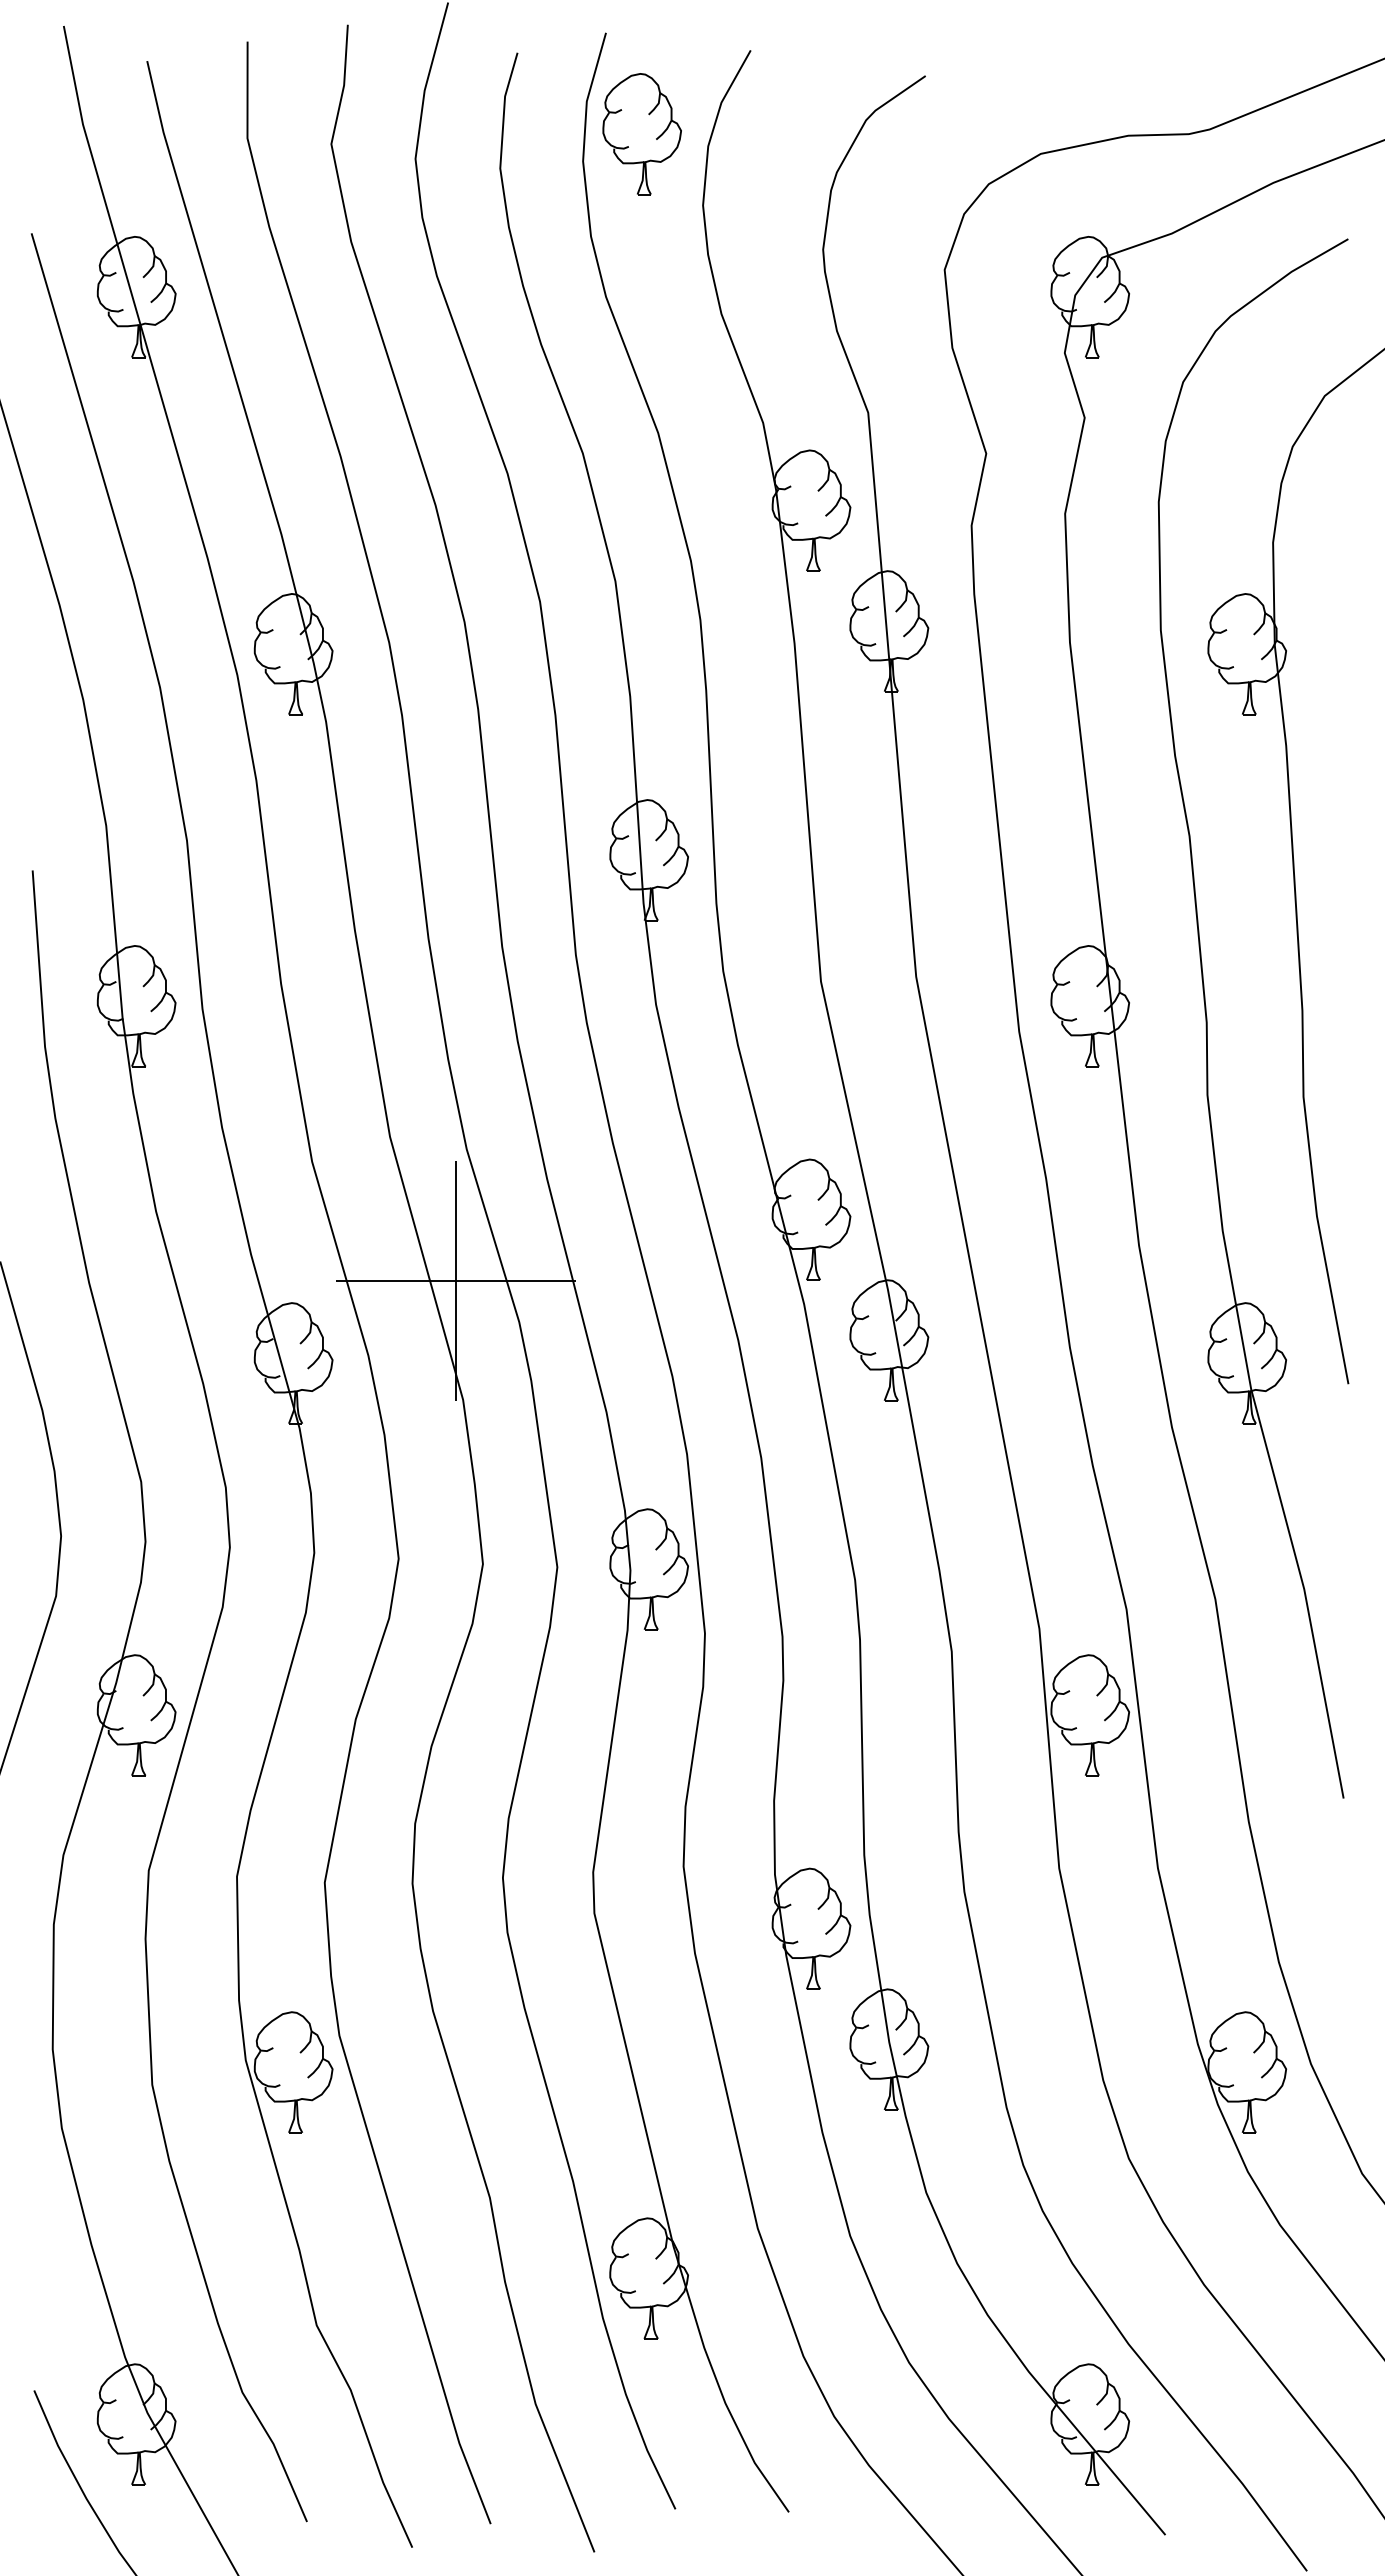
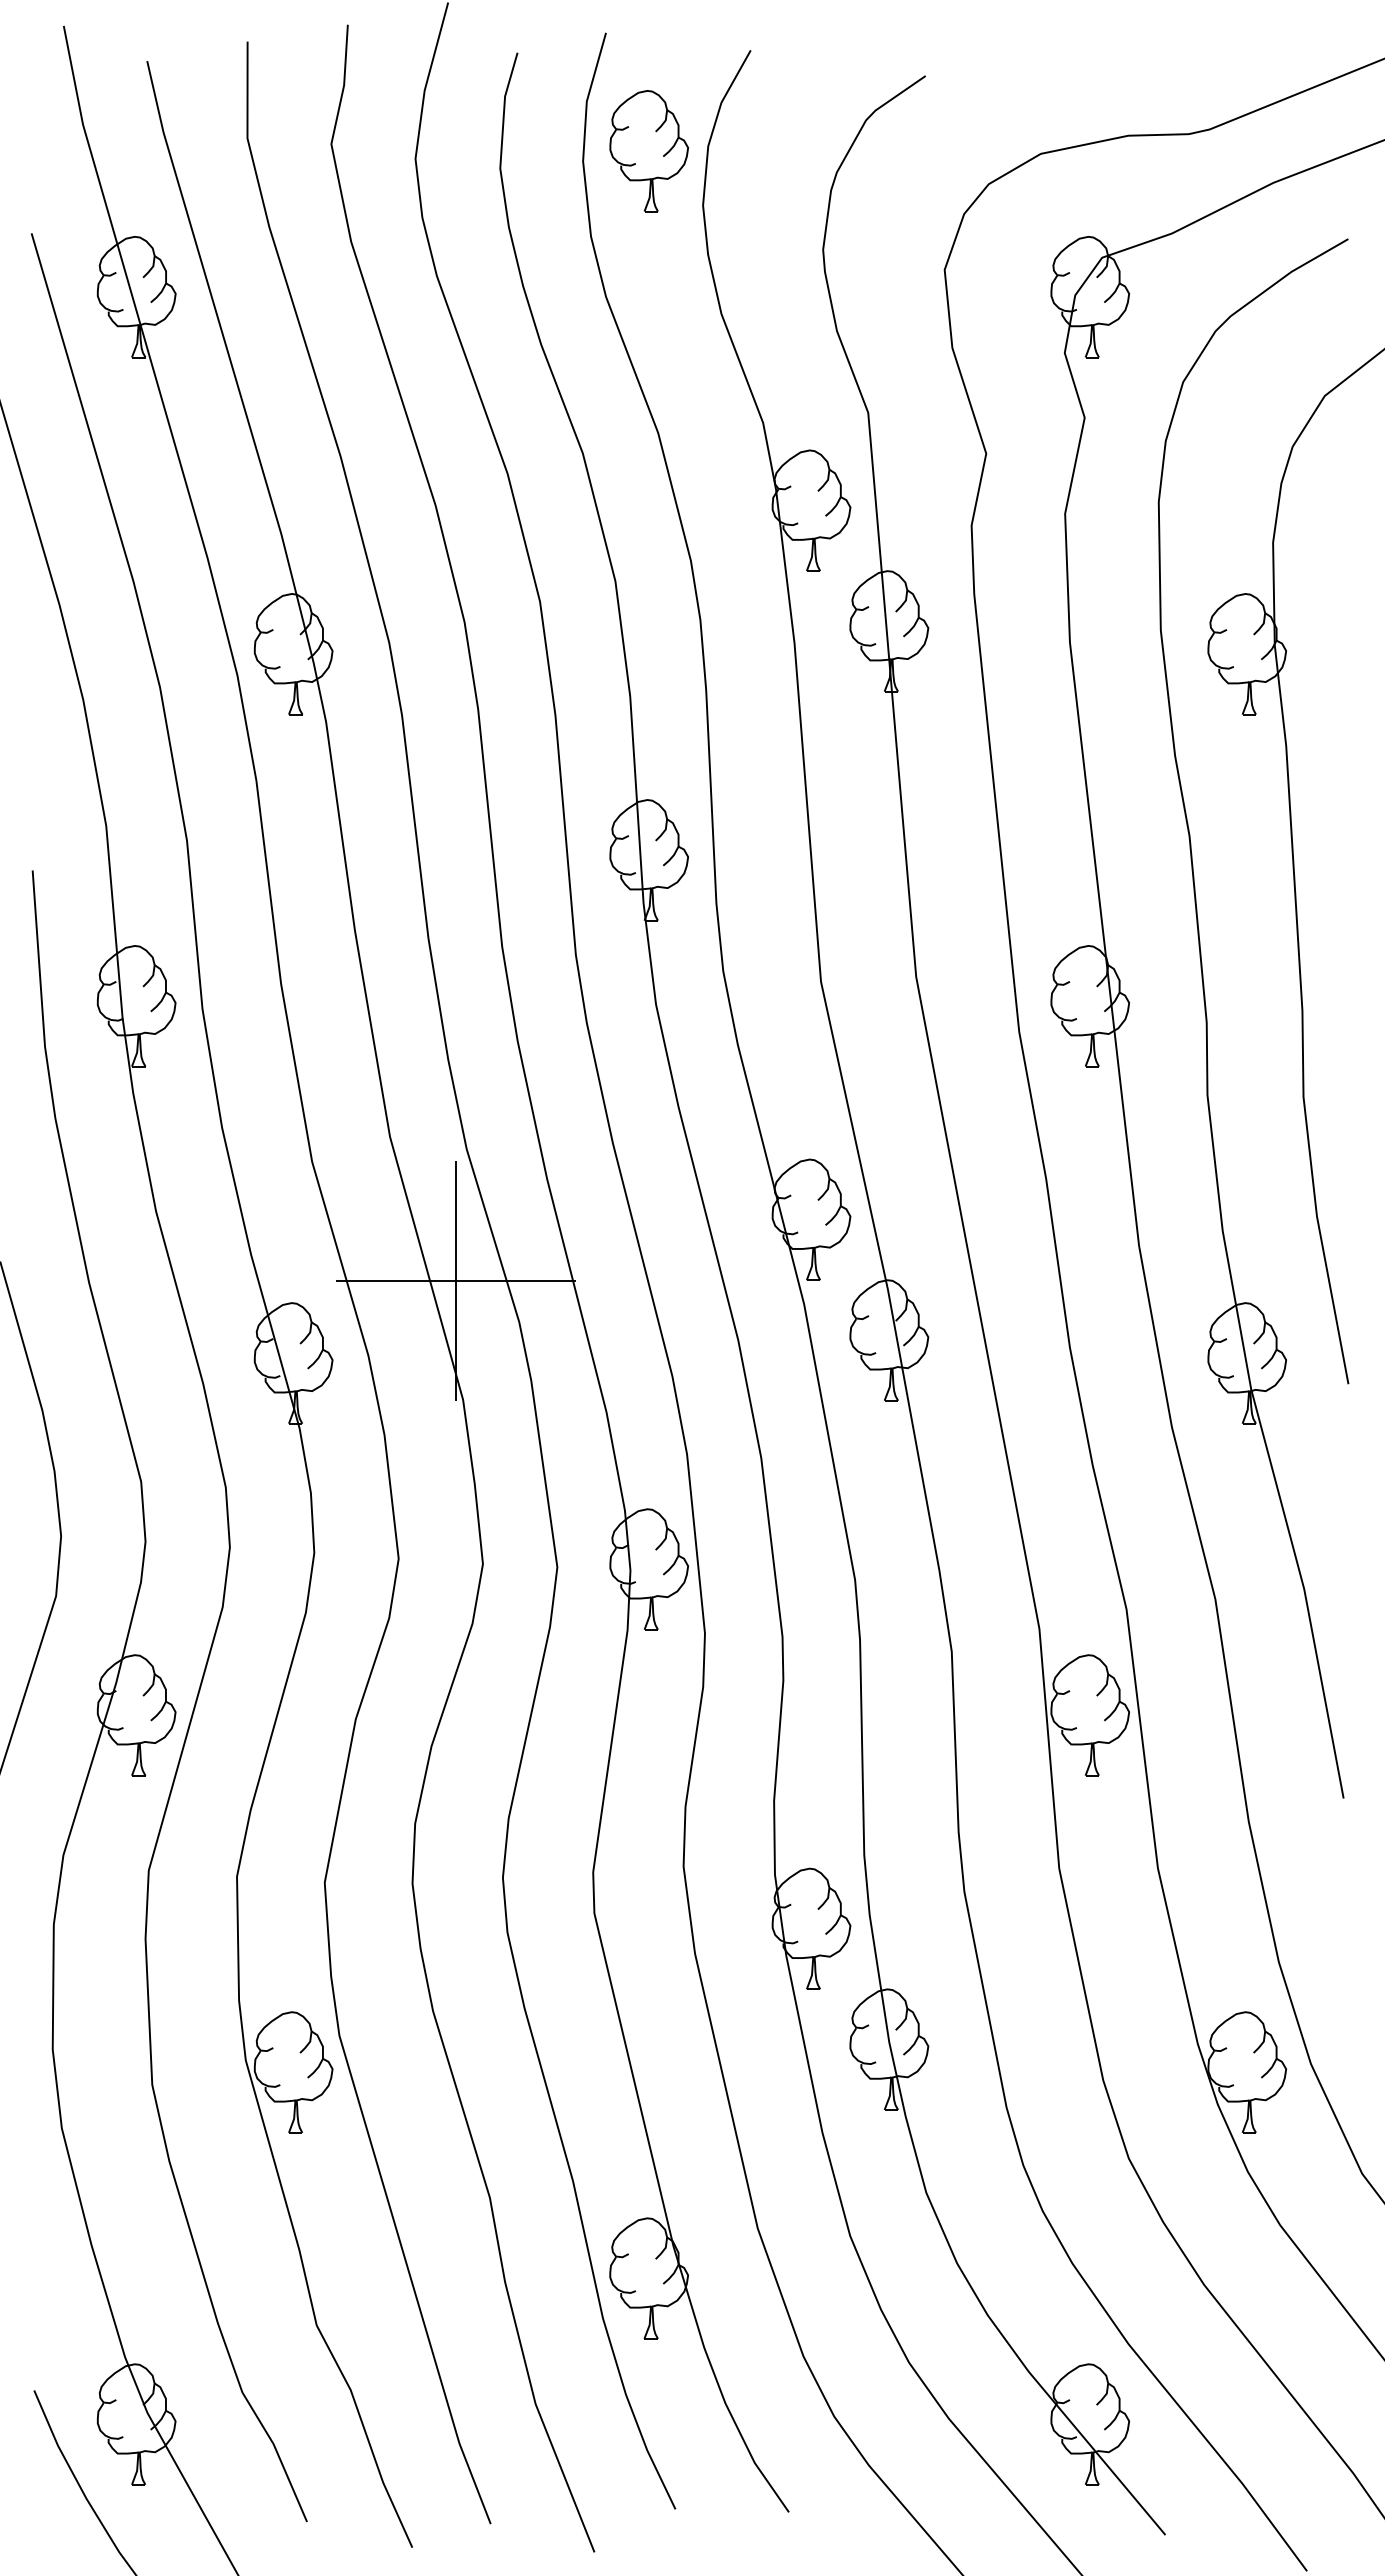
part position: (641, 134) -> (648, 151) (648, 151)
